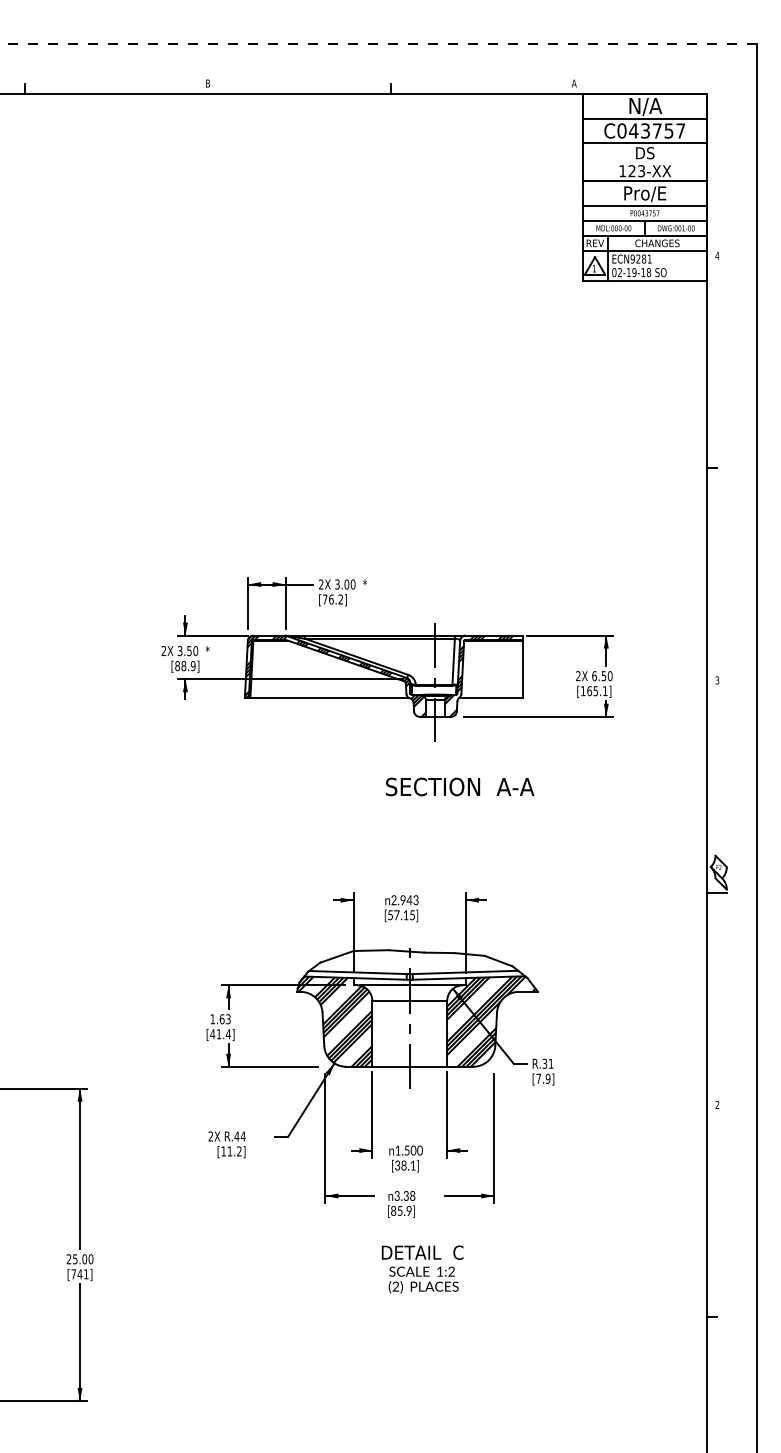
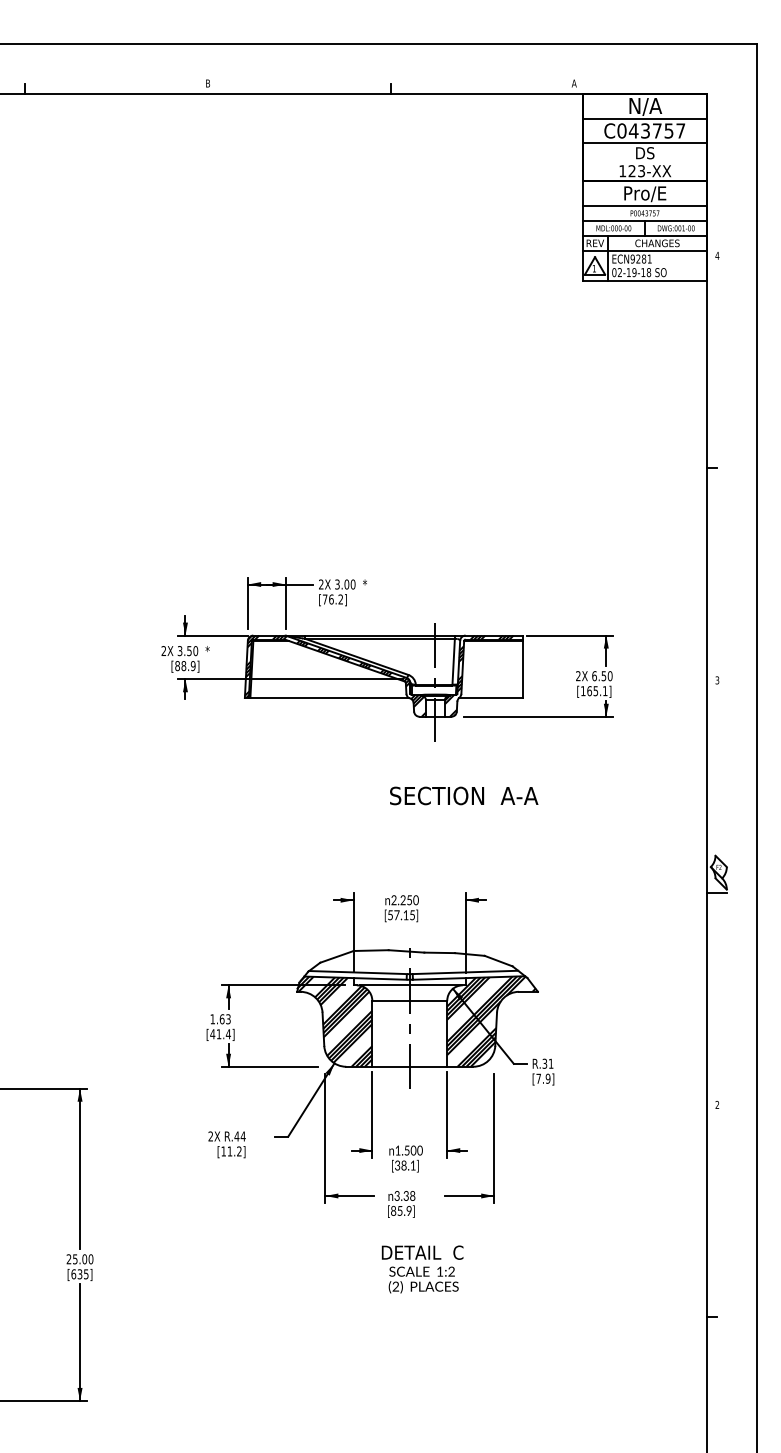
line: dashed -> solid (378, 43)
text position: (460, 786) -> (464, 795) (464, 795)
text: 2.943 -> 2.250 (409, 900)
text: [741] -> [635] (79, 1274)
